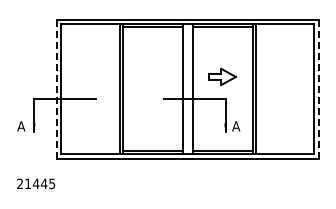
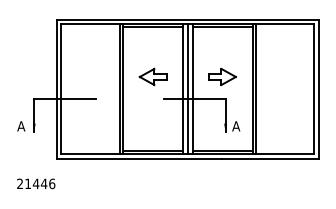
part: none -> present (152, 76)
line: dashed -> solid (56, 89)
line: none -> present (187, 89)
line: dashed -> solid (318, 89)
text: 21445 -> 21446 (52, 183)
